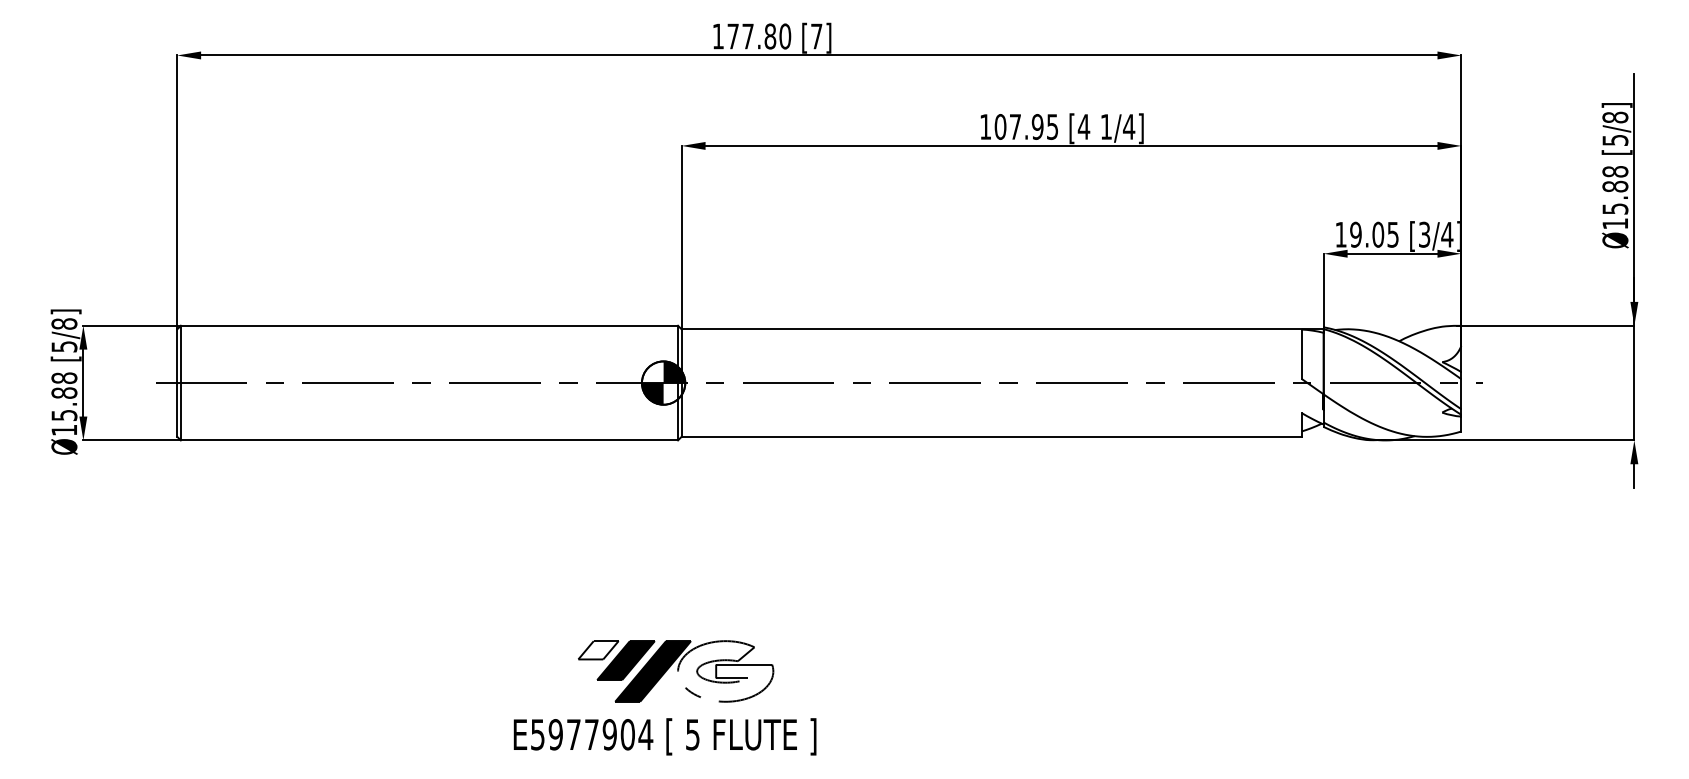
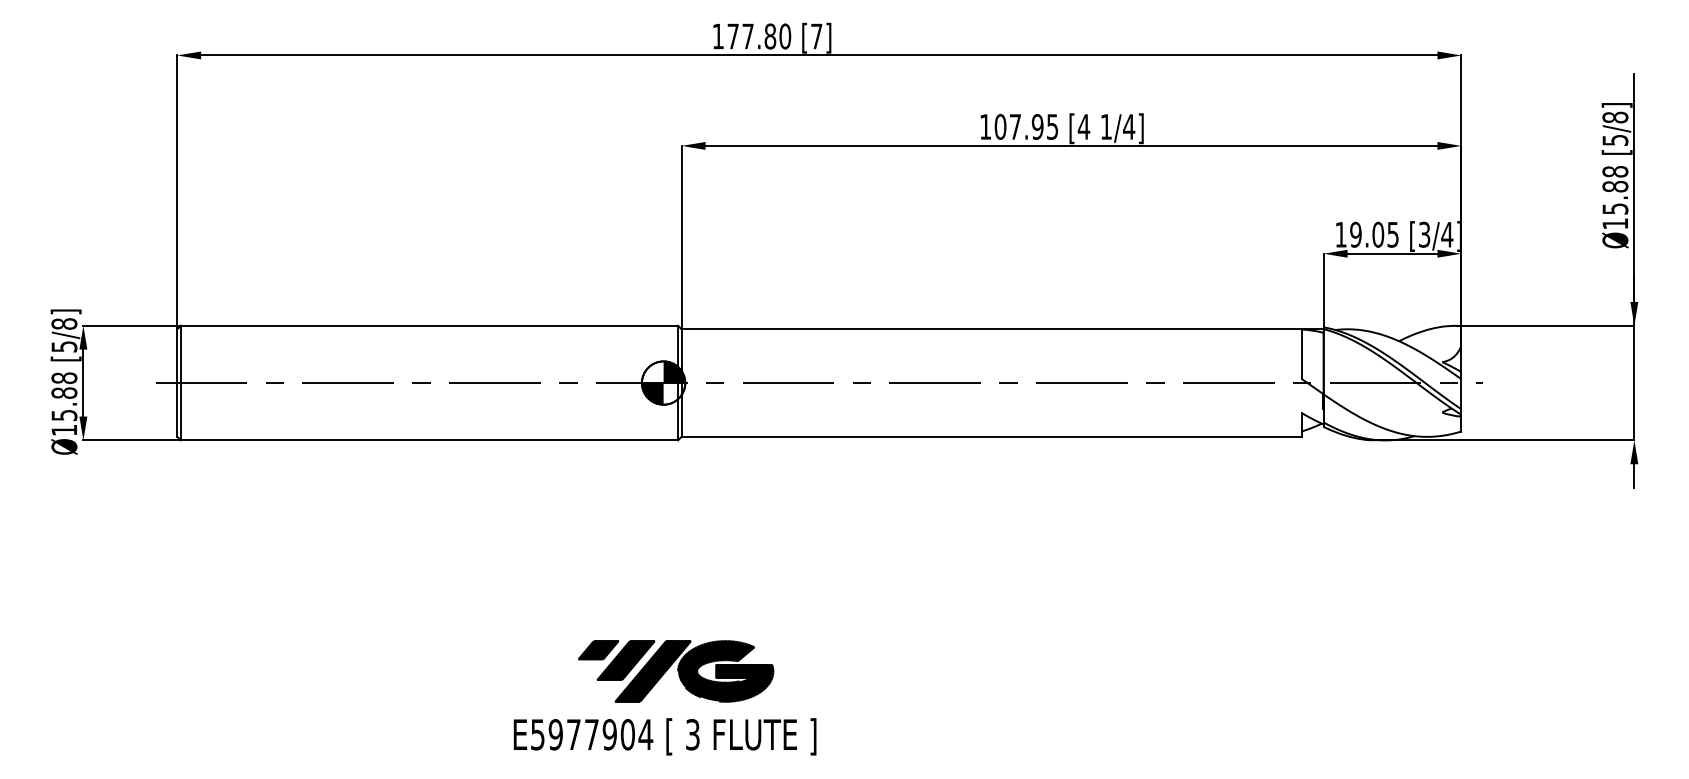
fill: none -> present (598, 650)
fill: none -> present (725, 671)
text: 5 -> 3 (692, 734)
